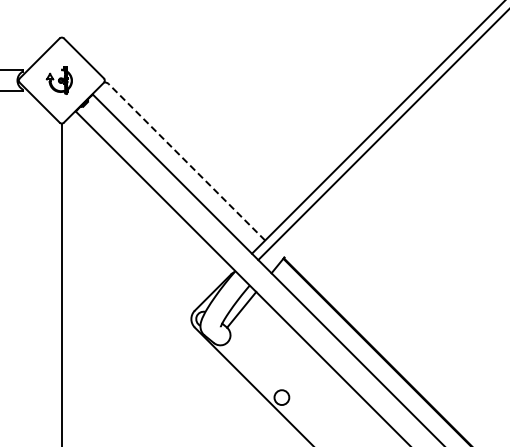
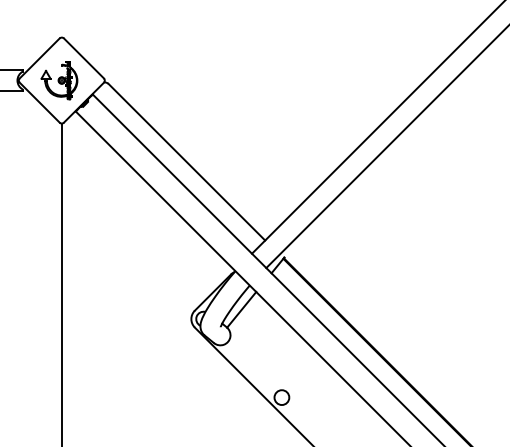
part size: 28x29 px -> 39x40 px (59, 80)
line position: (382, 135) -> (386, 147) (386, 147)
line: dashed -> solid (186, 162)
